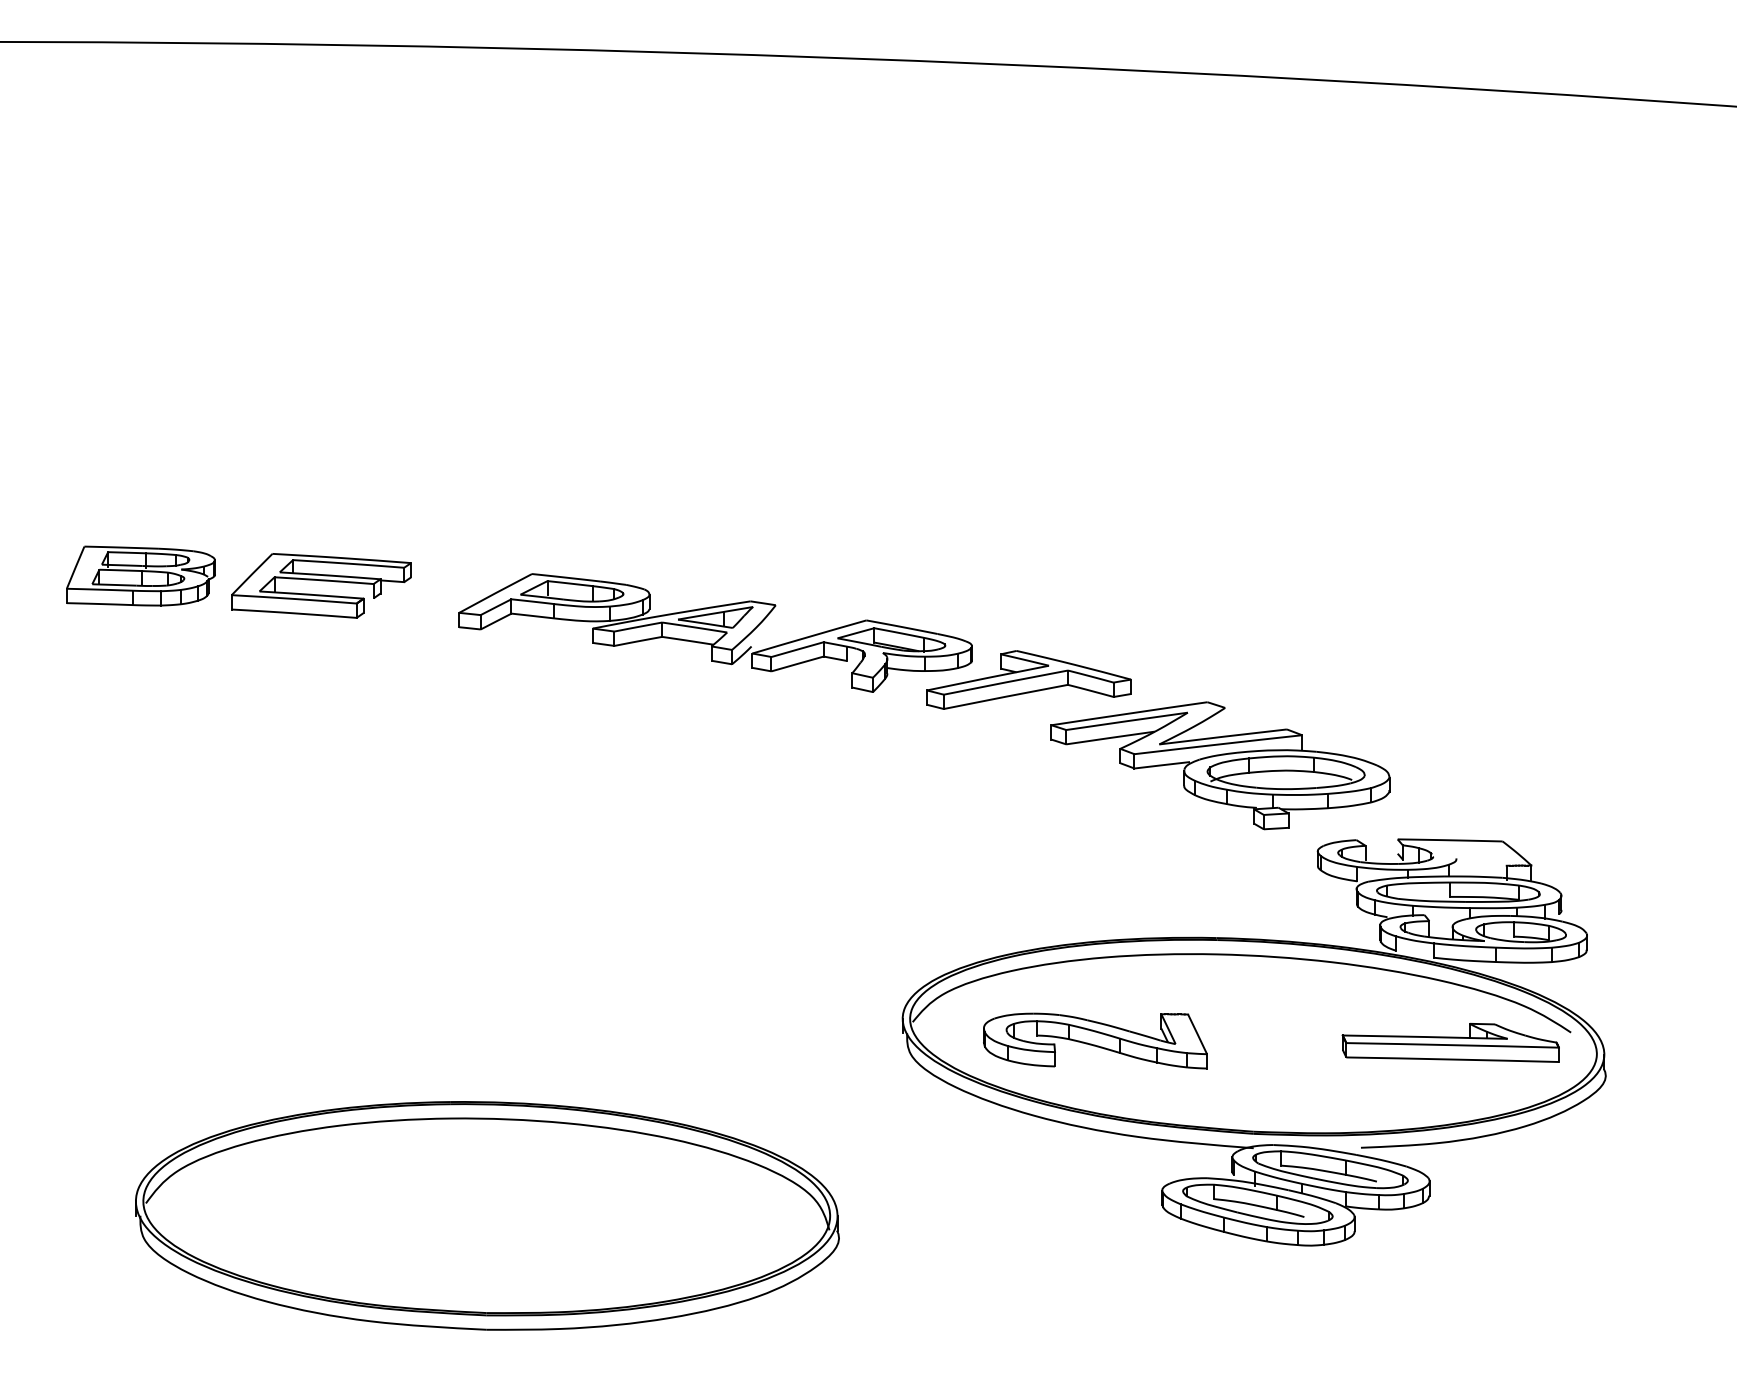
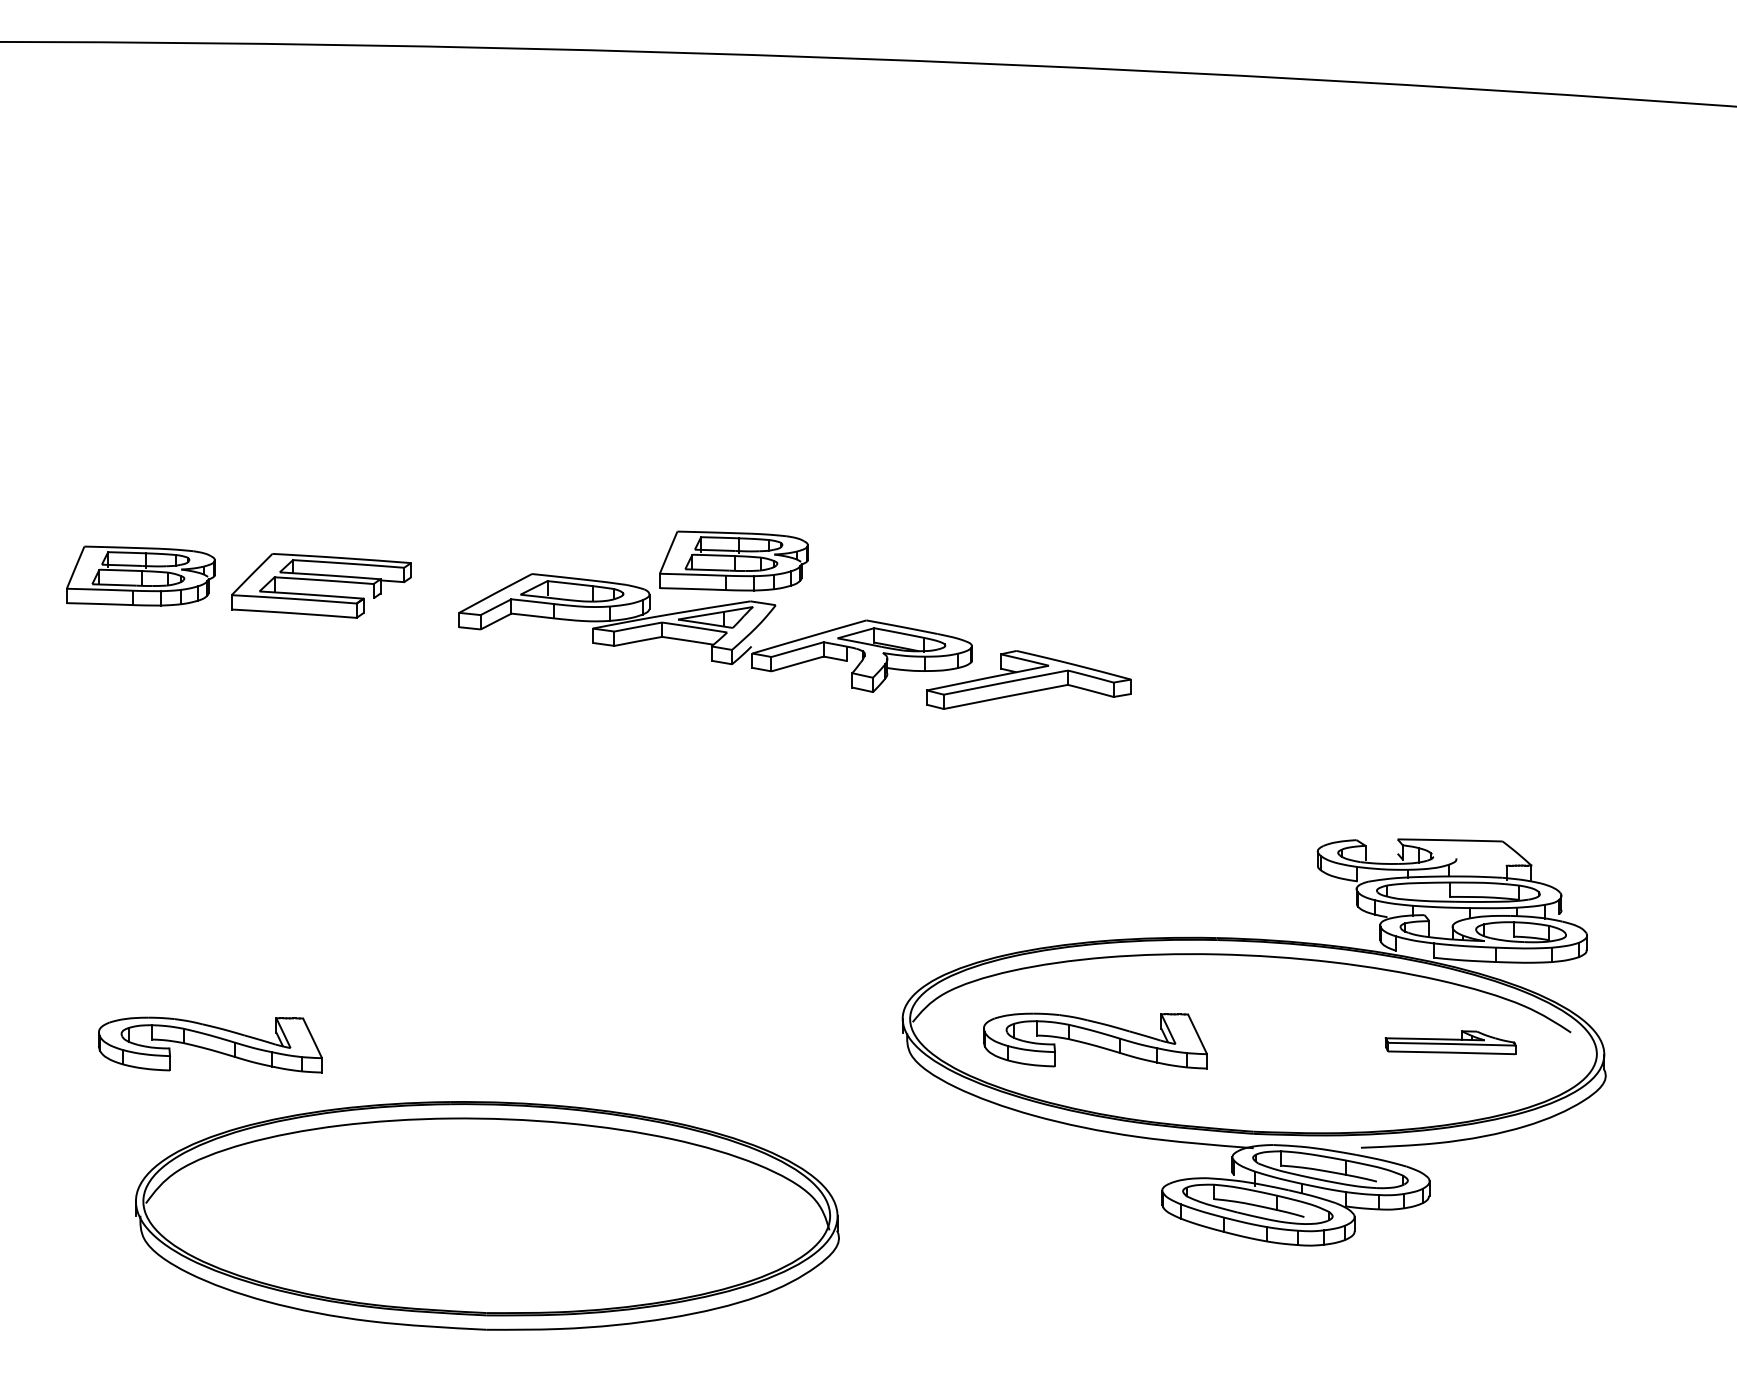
part: none -> present (733, 560)
part: present -> none (1220, 765)
part size: 219x41 px -> 133x26 px (1450, 1042)
part: none -> present (210, 1044)
